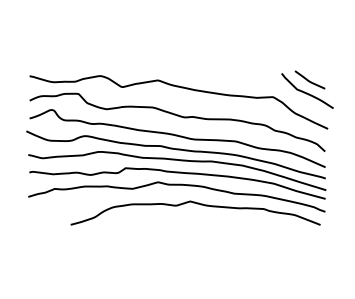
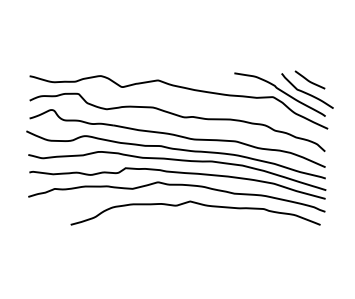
curve: none -> present (280, 91)
